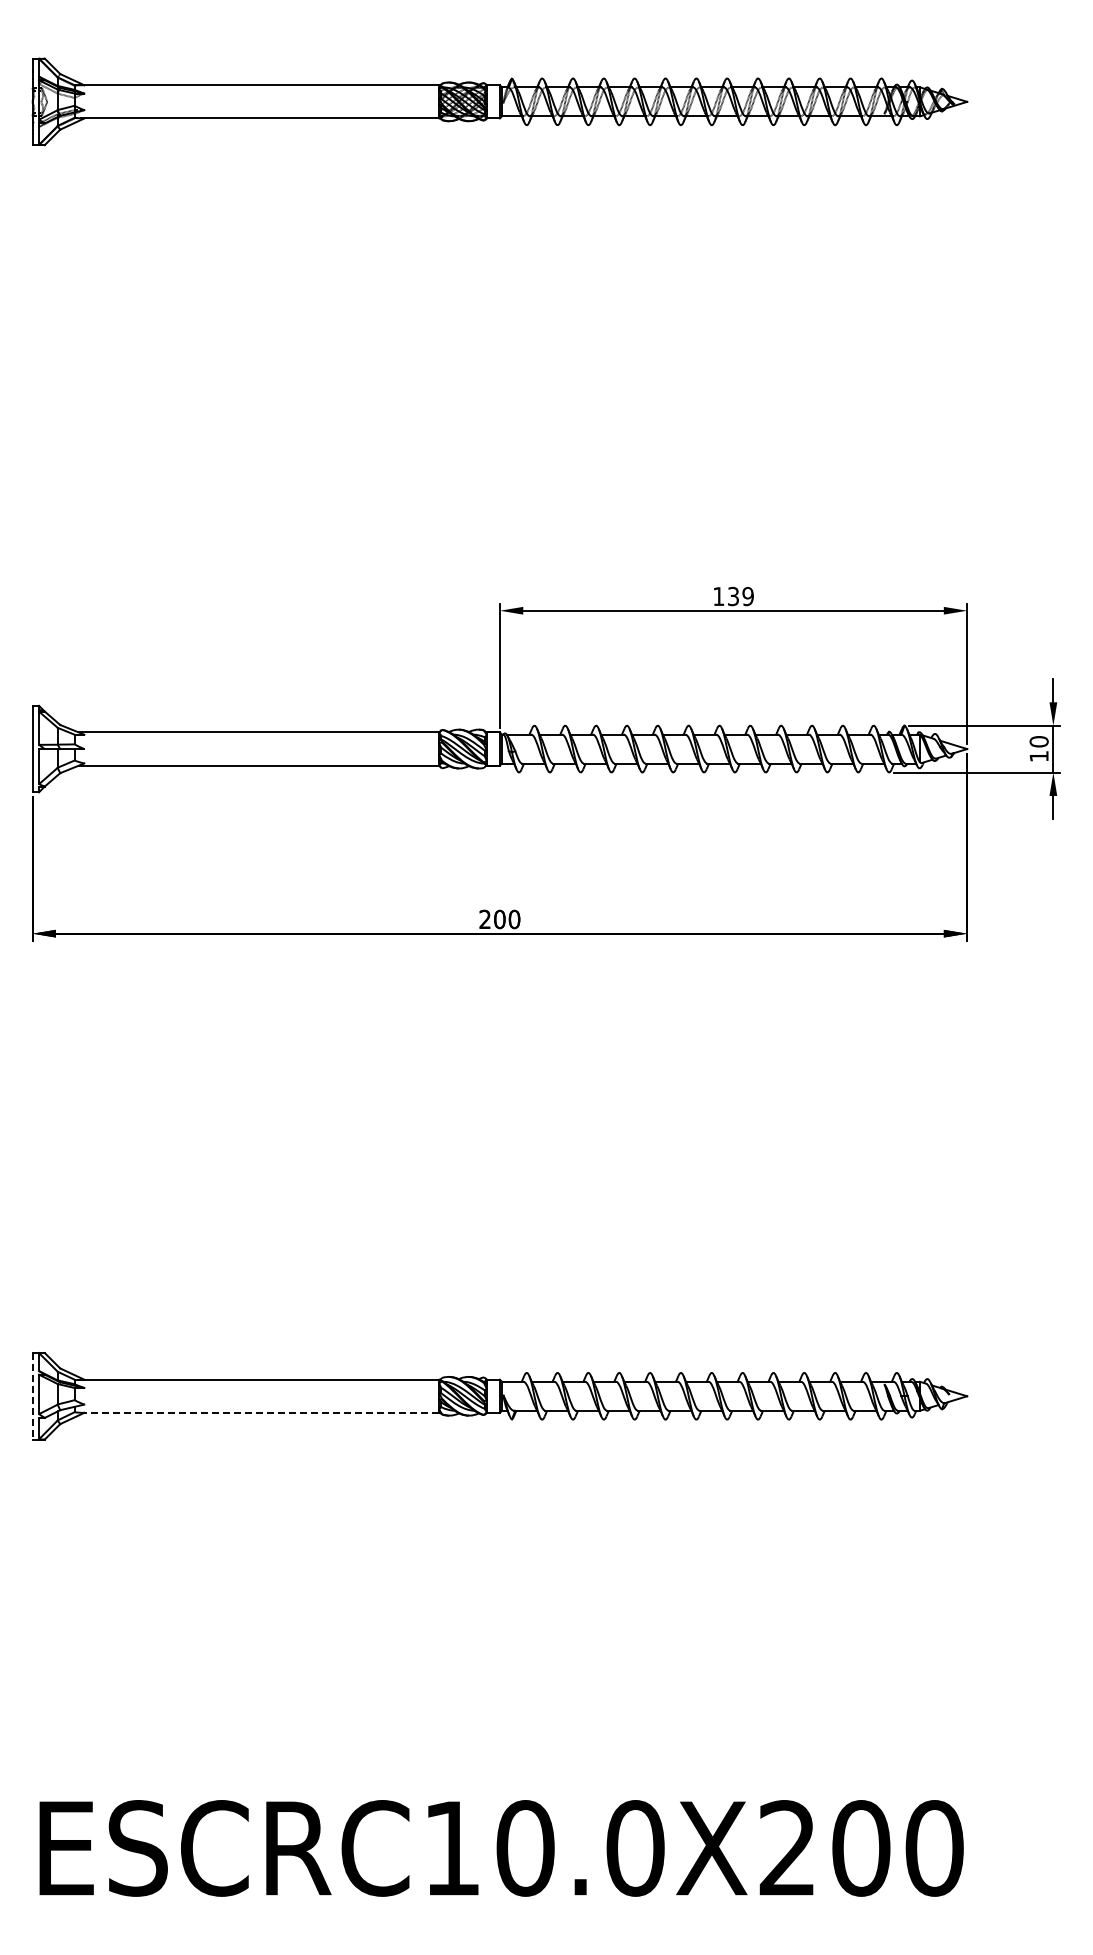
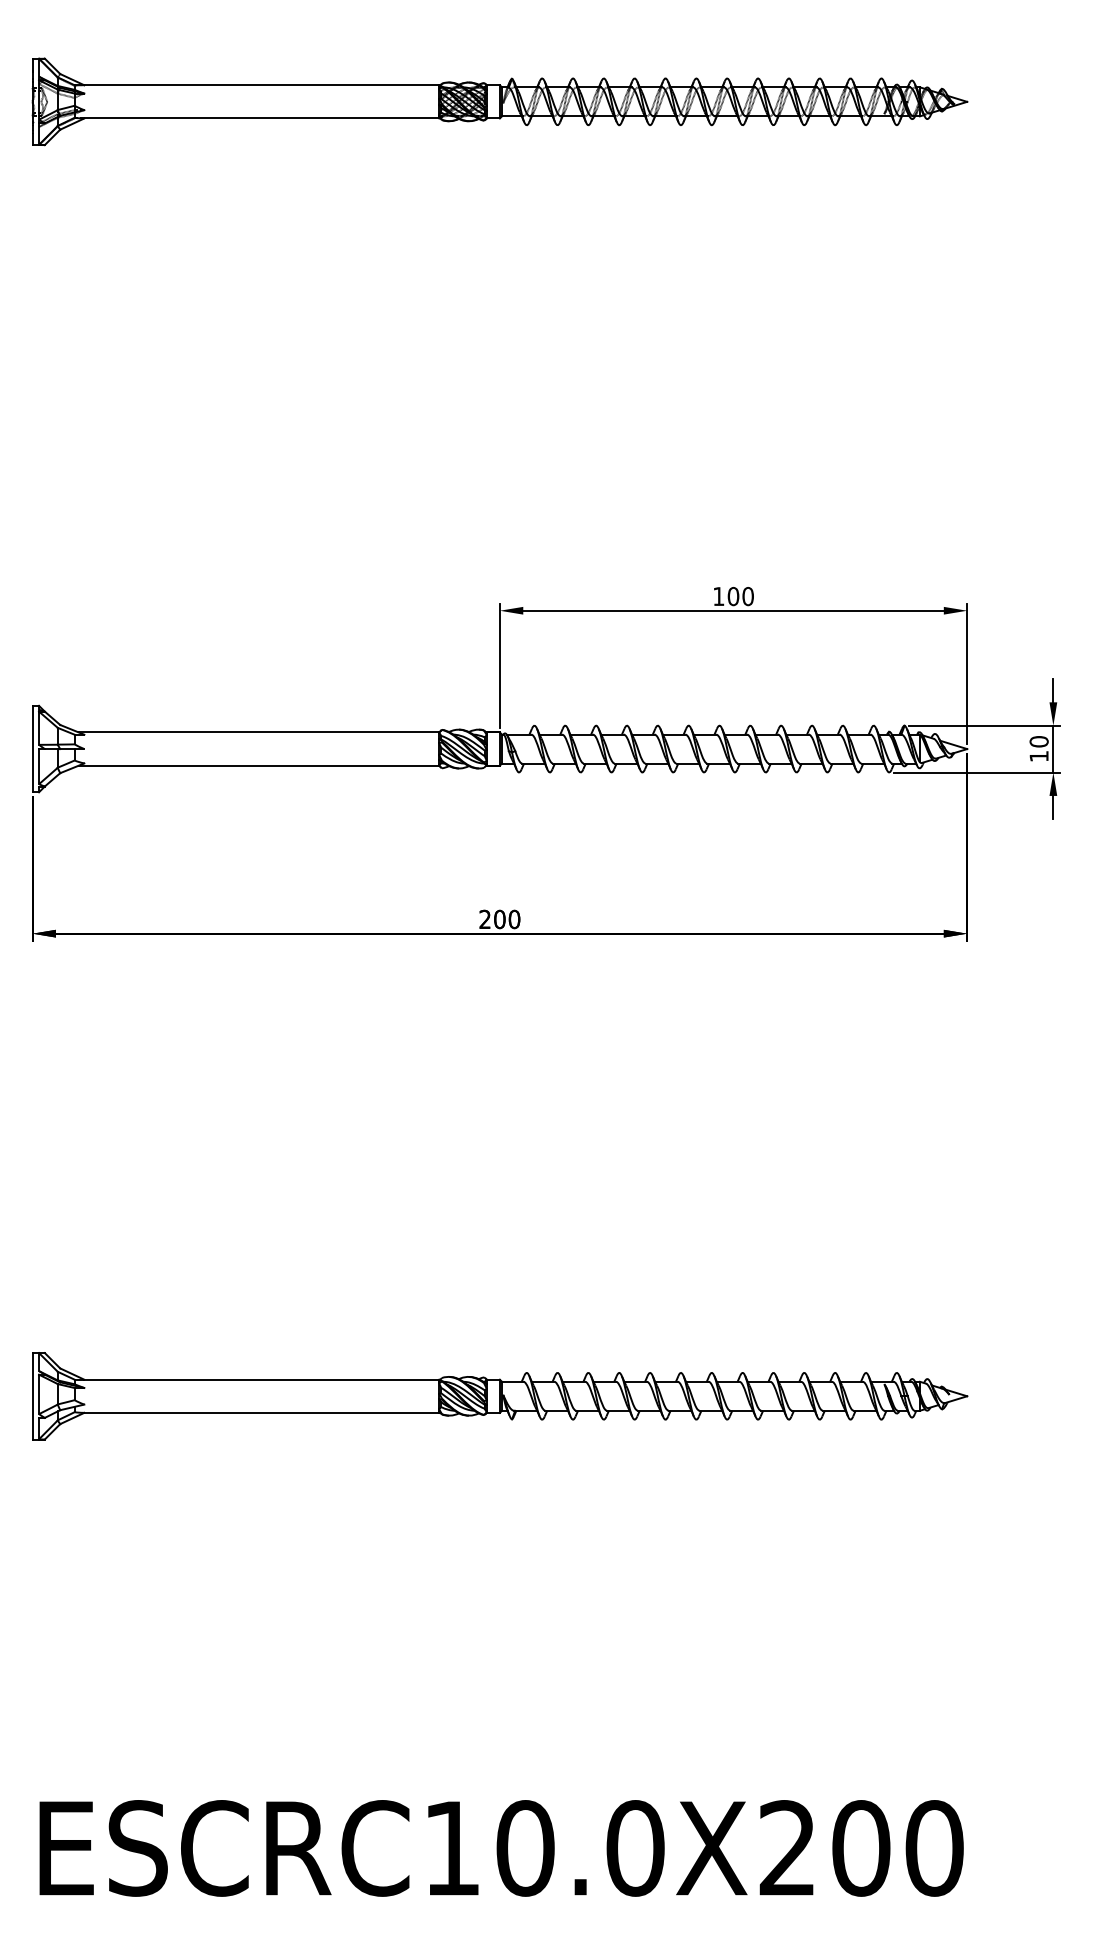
text: 139 -> 100 (740, 596)
line: dashed -> solid (32, 1396)
line: dashed -> solid (261, 1412)
